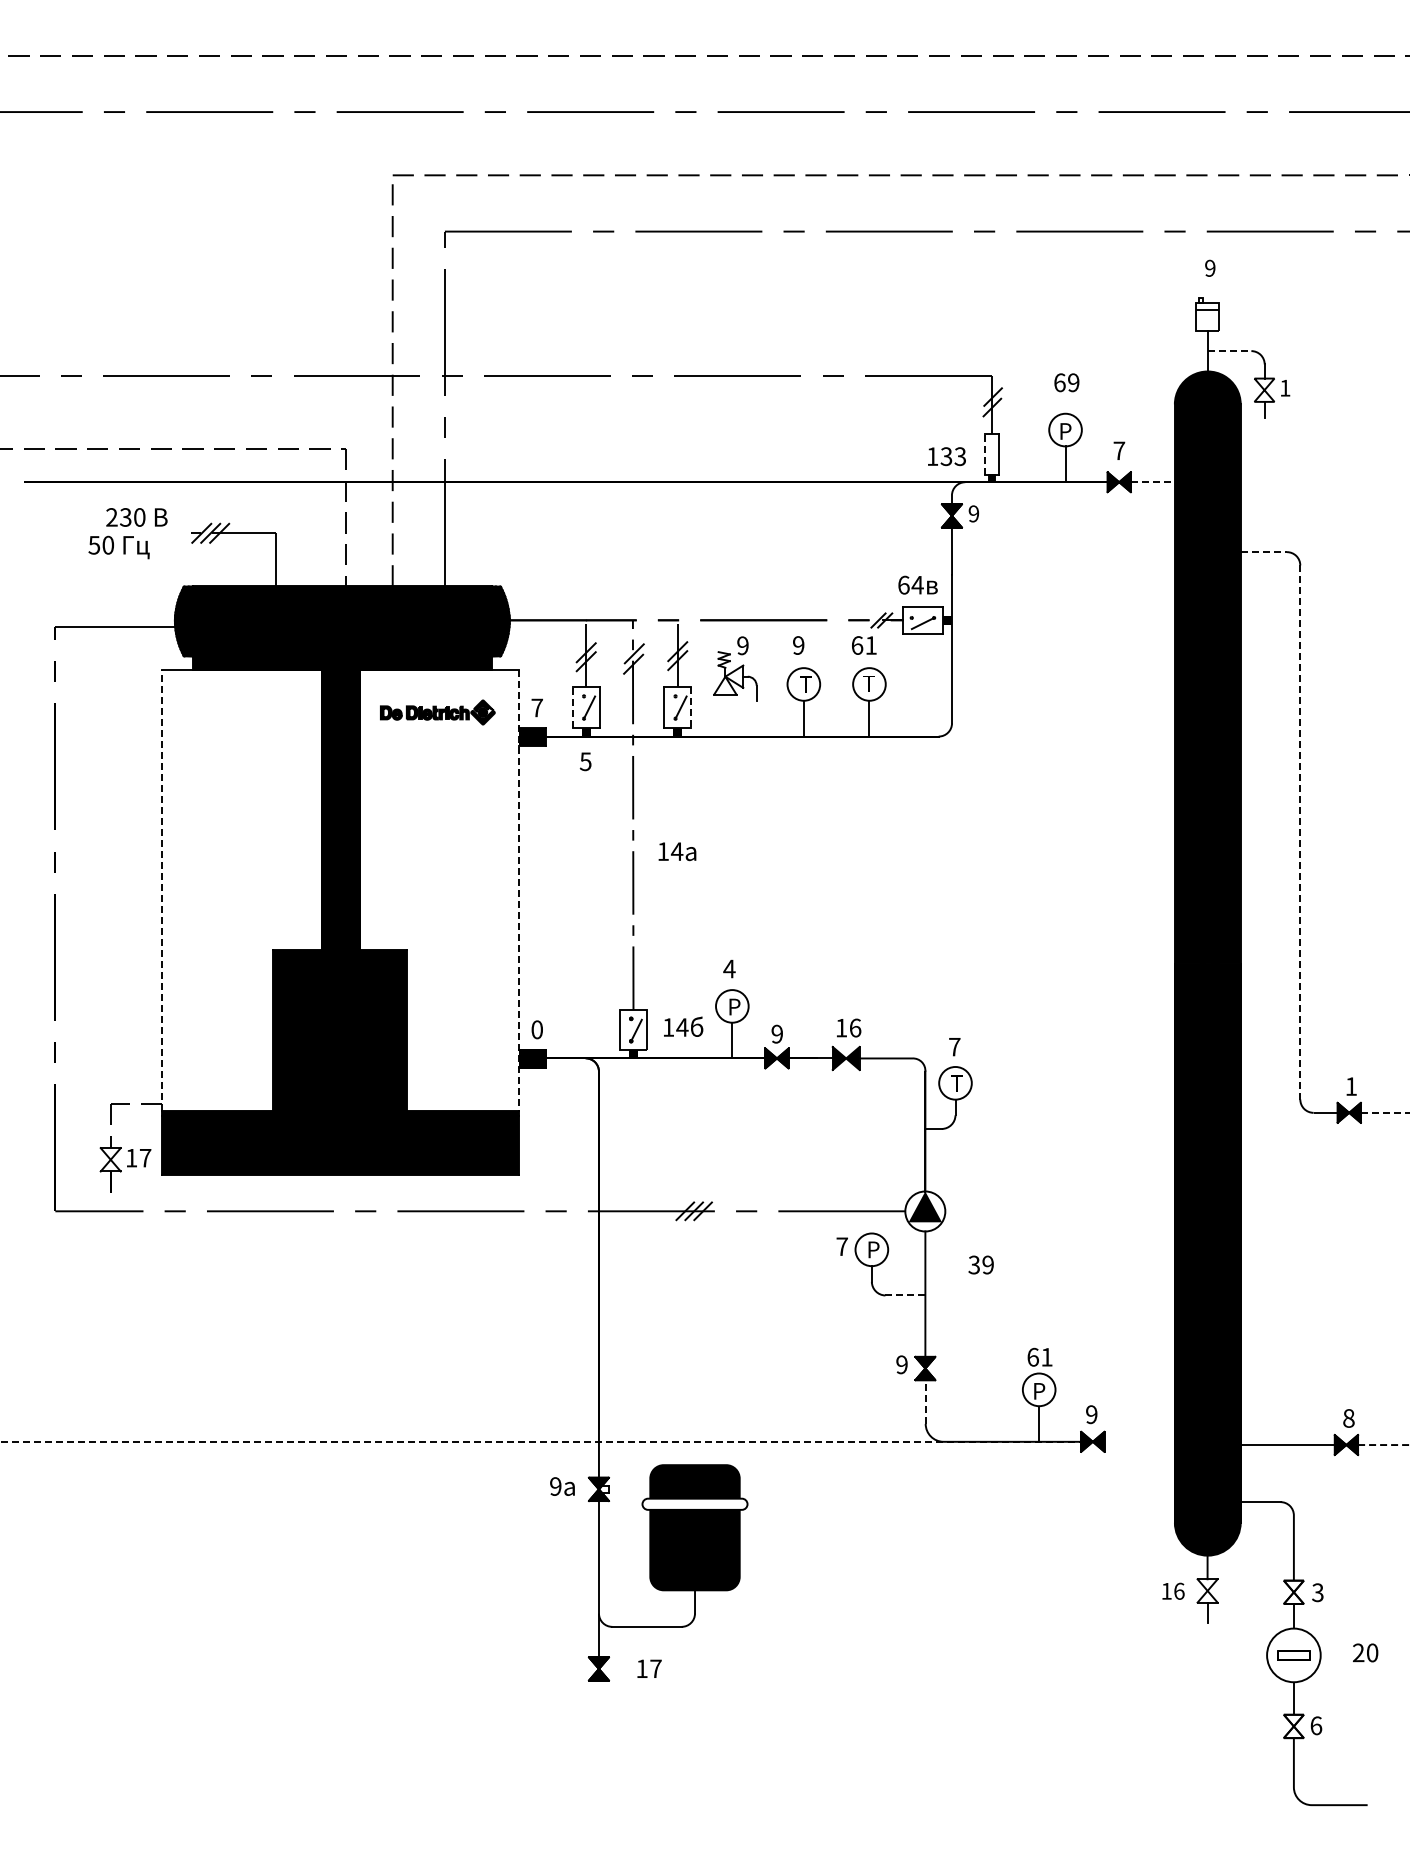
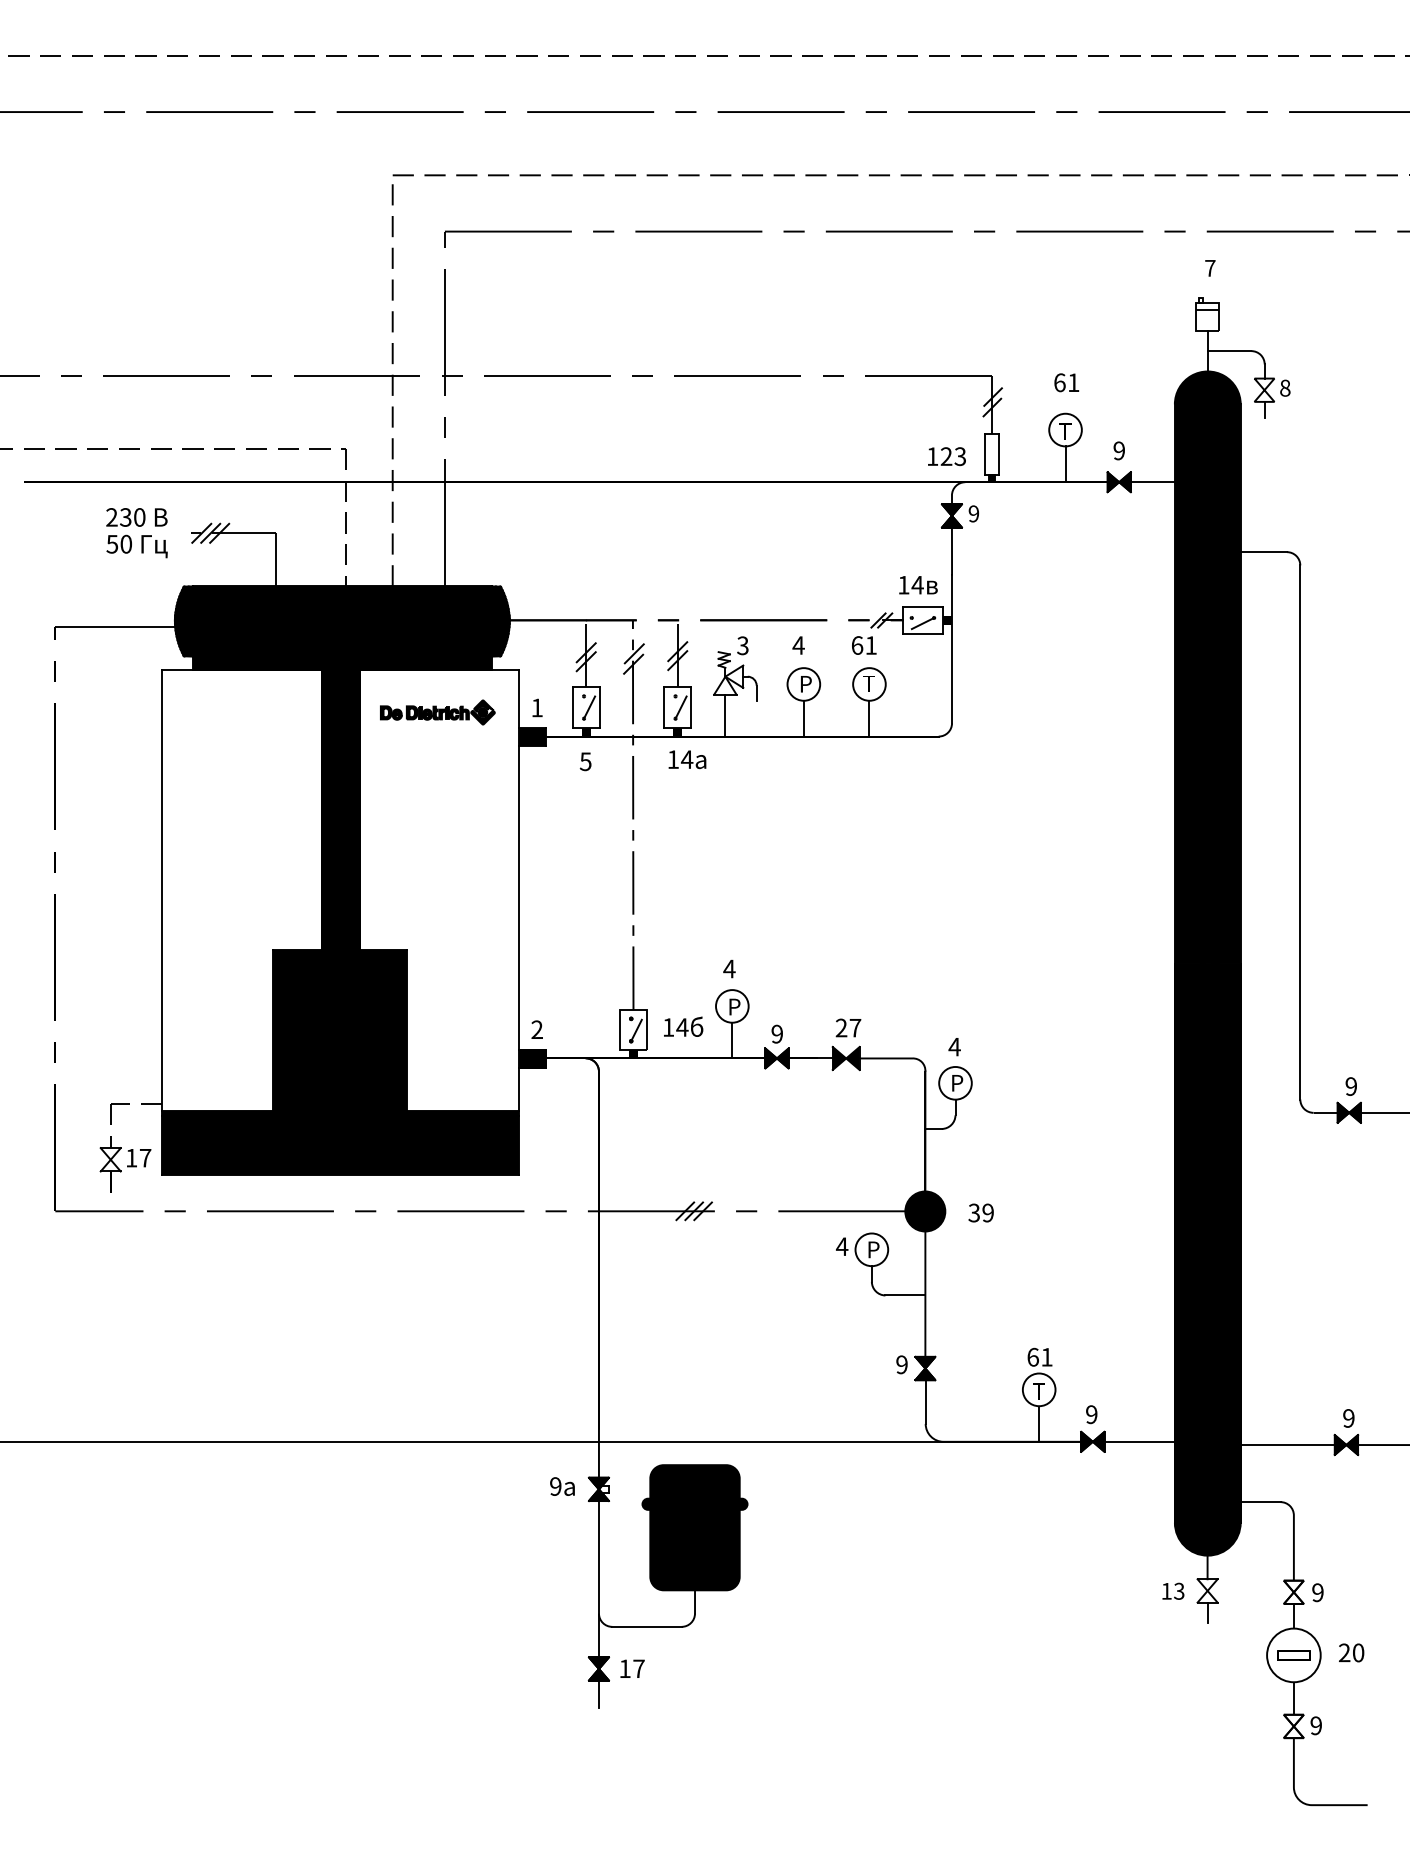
text: 9 -> 7 (1210, 267)
line: dashed -> solid (1229, 351)
text: 69 -> 61 (1073, 382)
text: 1 -> 8 (1285, 387)
text: P -> Т (1065, 431)
text: 7 -> 9 (1119, 450)
line: dashed -> solid (985, 454)
text: 133 -> 123 (946, 456)
line: dashed -> solid (1152, 482)
text position: (118, 547) -> (136, 546) (136, 546)
line: dashed -> solid (1264, 552)
text: 64 -> 14 (903, 584)
text: 9 -> 3 (742, 645)
text: 9 -> 4 (798, 645)
text: Т -> P (805, 684)
text: 7 -> 1 (536, 707)
line: dashed -> solid (572, 707)
line: dashed -> solid (691, 708)
line: none -> present (725, 715)
line: dashed -> solid (1300, 832)
text position: (677, 851) -> (687, 759) (687, 759)
line: dashed -> solid (161, 890)
line: dashed -> solid (519, 890)
text: 16 -> 27 (848, 1027)
text: 0 -> 2 (536, 1029)
text: 7 -> 4 (954, 1047)
text: Т -> P (957, 1083)
text: 1 -> 9 (1350, 1086)
line: dashed -> solid (1385, 1112)
fill: none -> present (925, 1211)
text: 7 -> 4 (842, 1246)
text position: (980, 1264) -> (980, 1212) (980, 1212)
line: dashed -> solid (905, 1295)
text: P -> Т (1039, 1391)
line: dashed -> solid (925, 1402)
text: 8 -> 9 (1348, 1418)
line: dashed -> solid (541, 1441)
line: none -> present (1139, 1441)
line: dashed -> solid (1383, 1445)
fill: none -> present (694, 1503)
text: 16 -> 13 (1179, 1590)
text: 3 -> 9 (1317, 1592)
text position: (1365, 1652) -> (1351, 1652) (1351, 1652)
text position: (649, 1668) -> (632, 1668) (632, 1668)
line: none -> present (598, 1693)
text: 6 -> 9 (1316, 1725)
